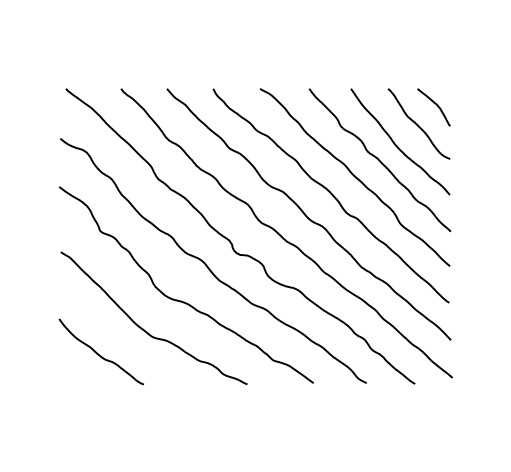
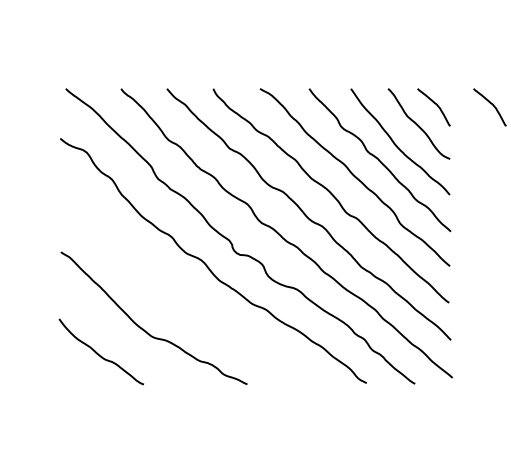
curve: none -> present (490, 104)
curve: present -> none (181, 300)
